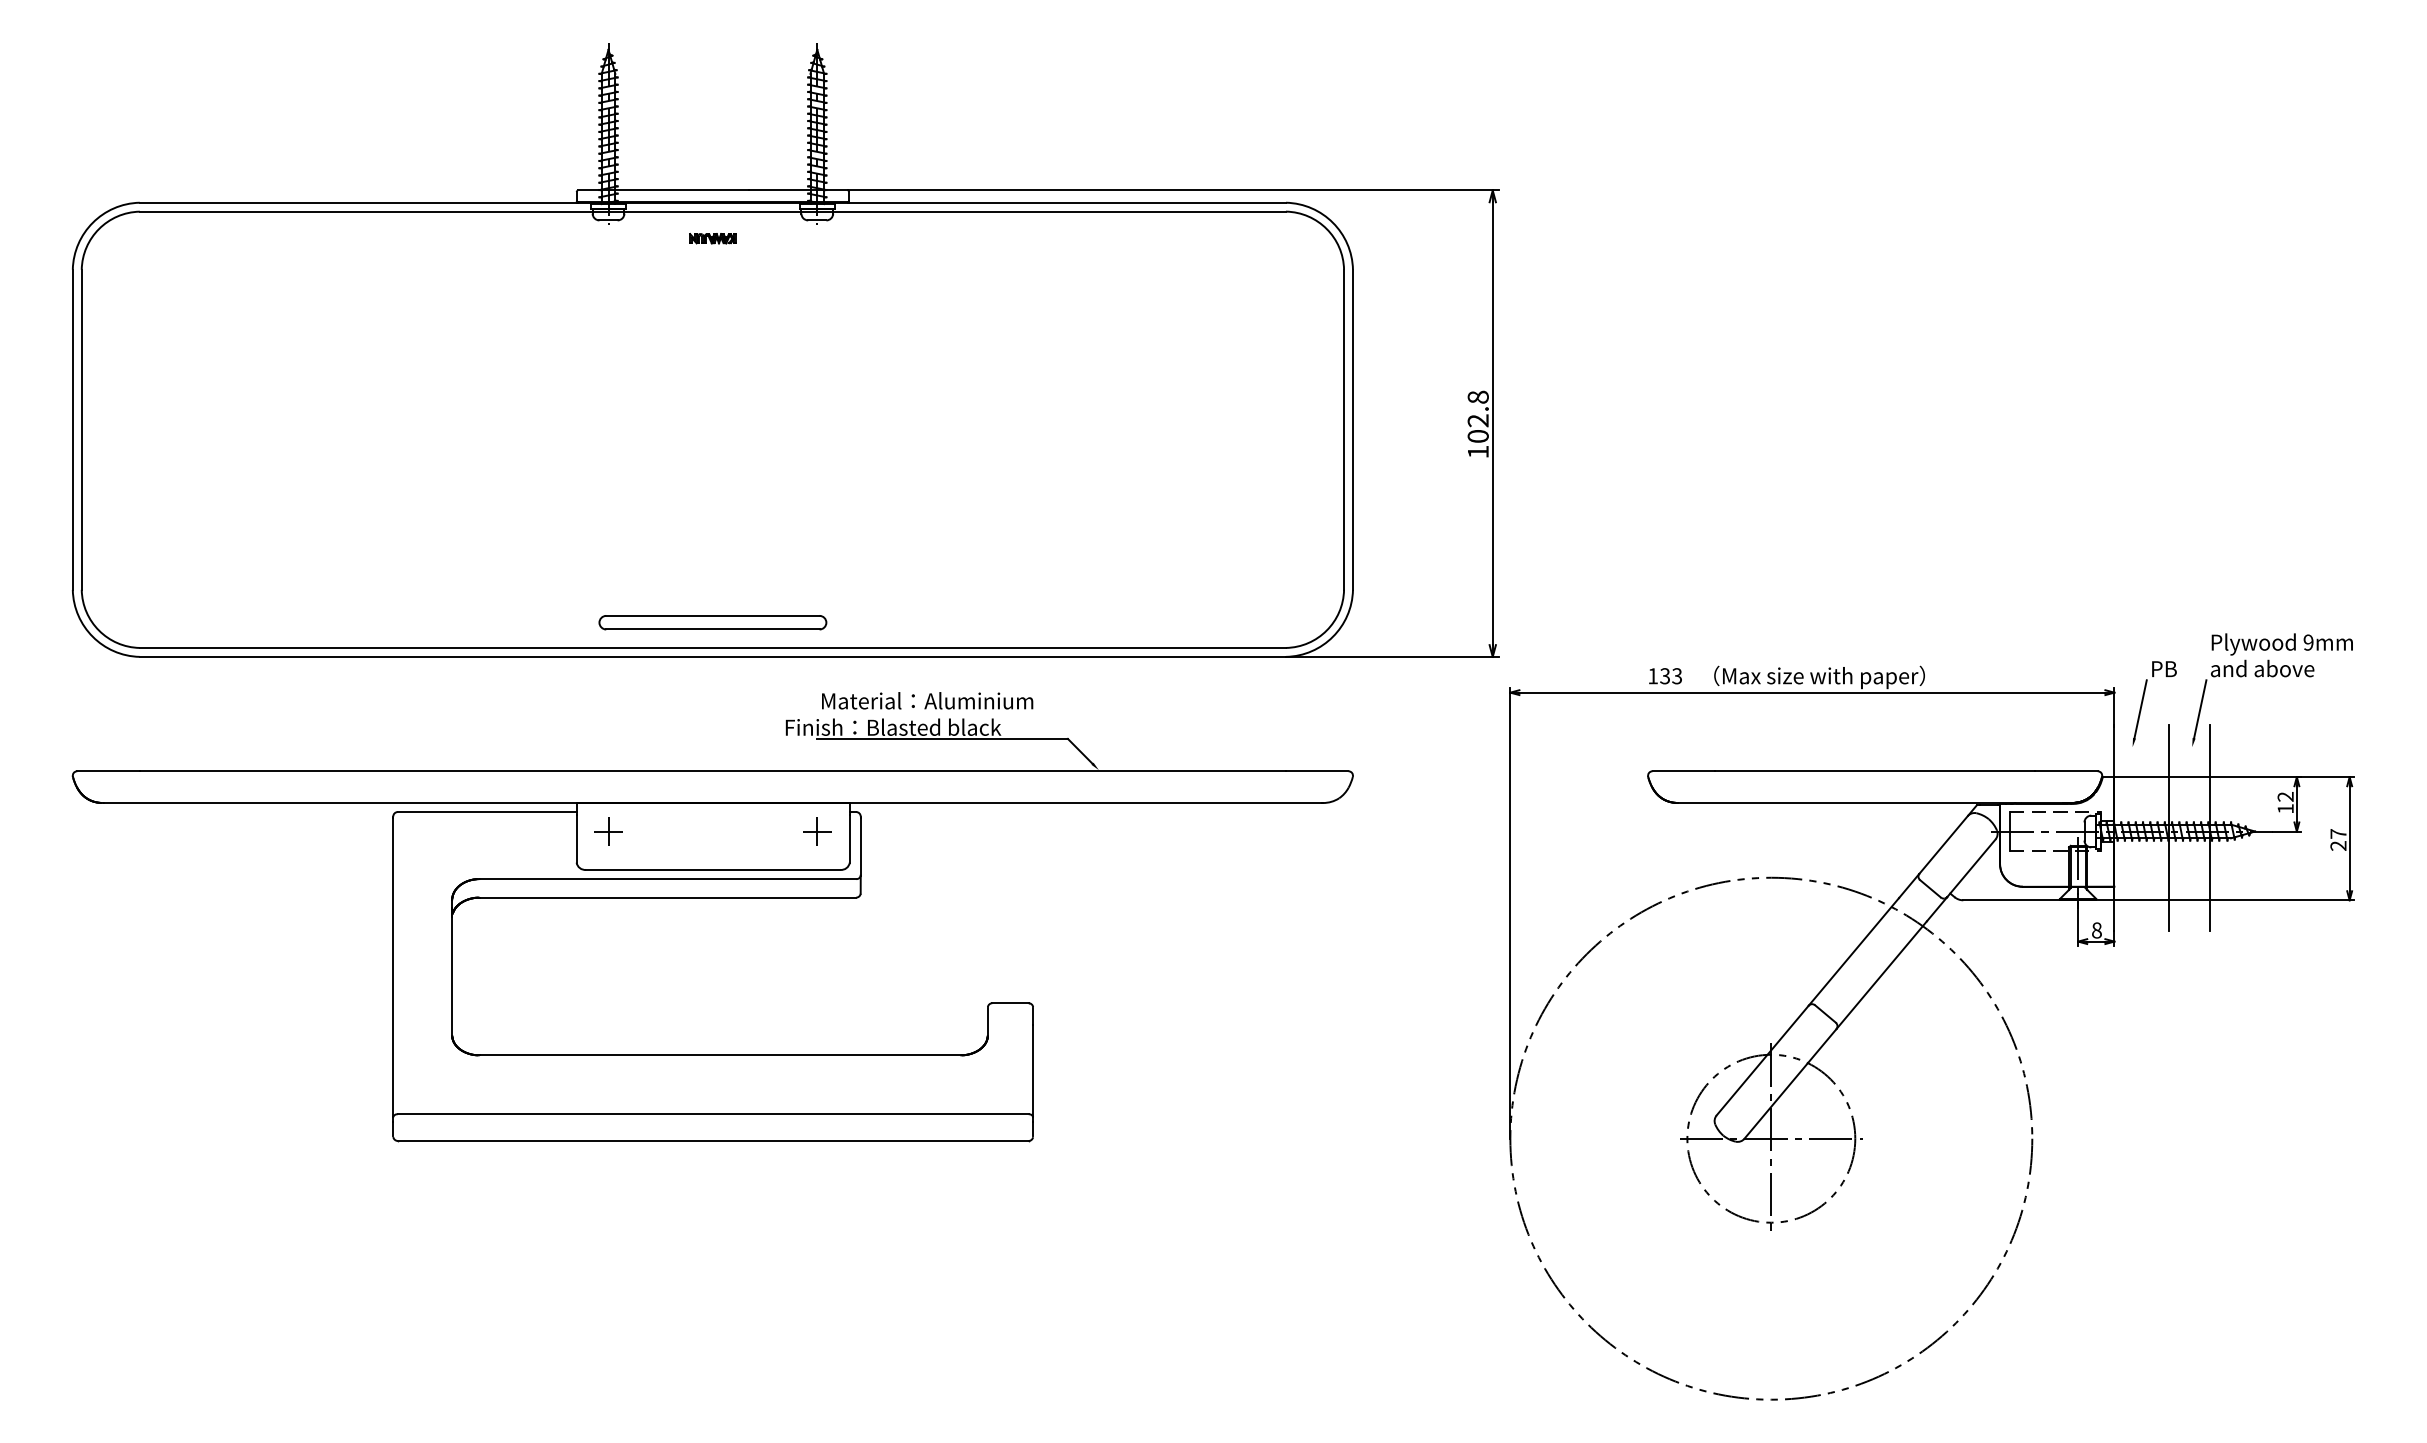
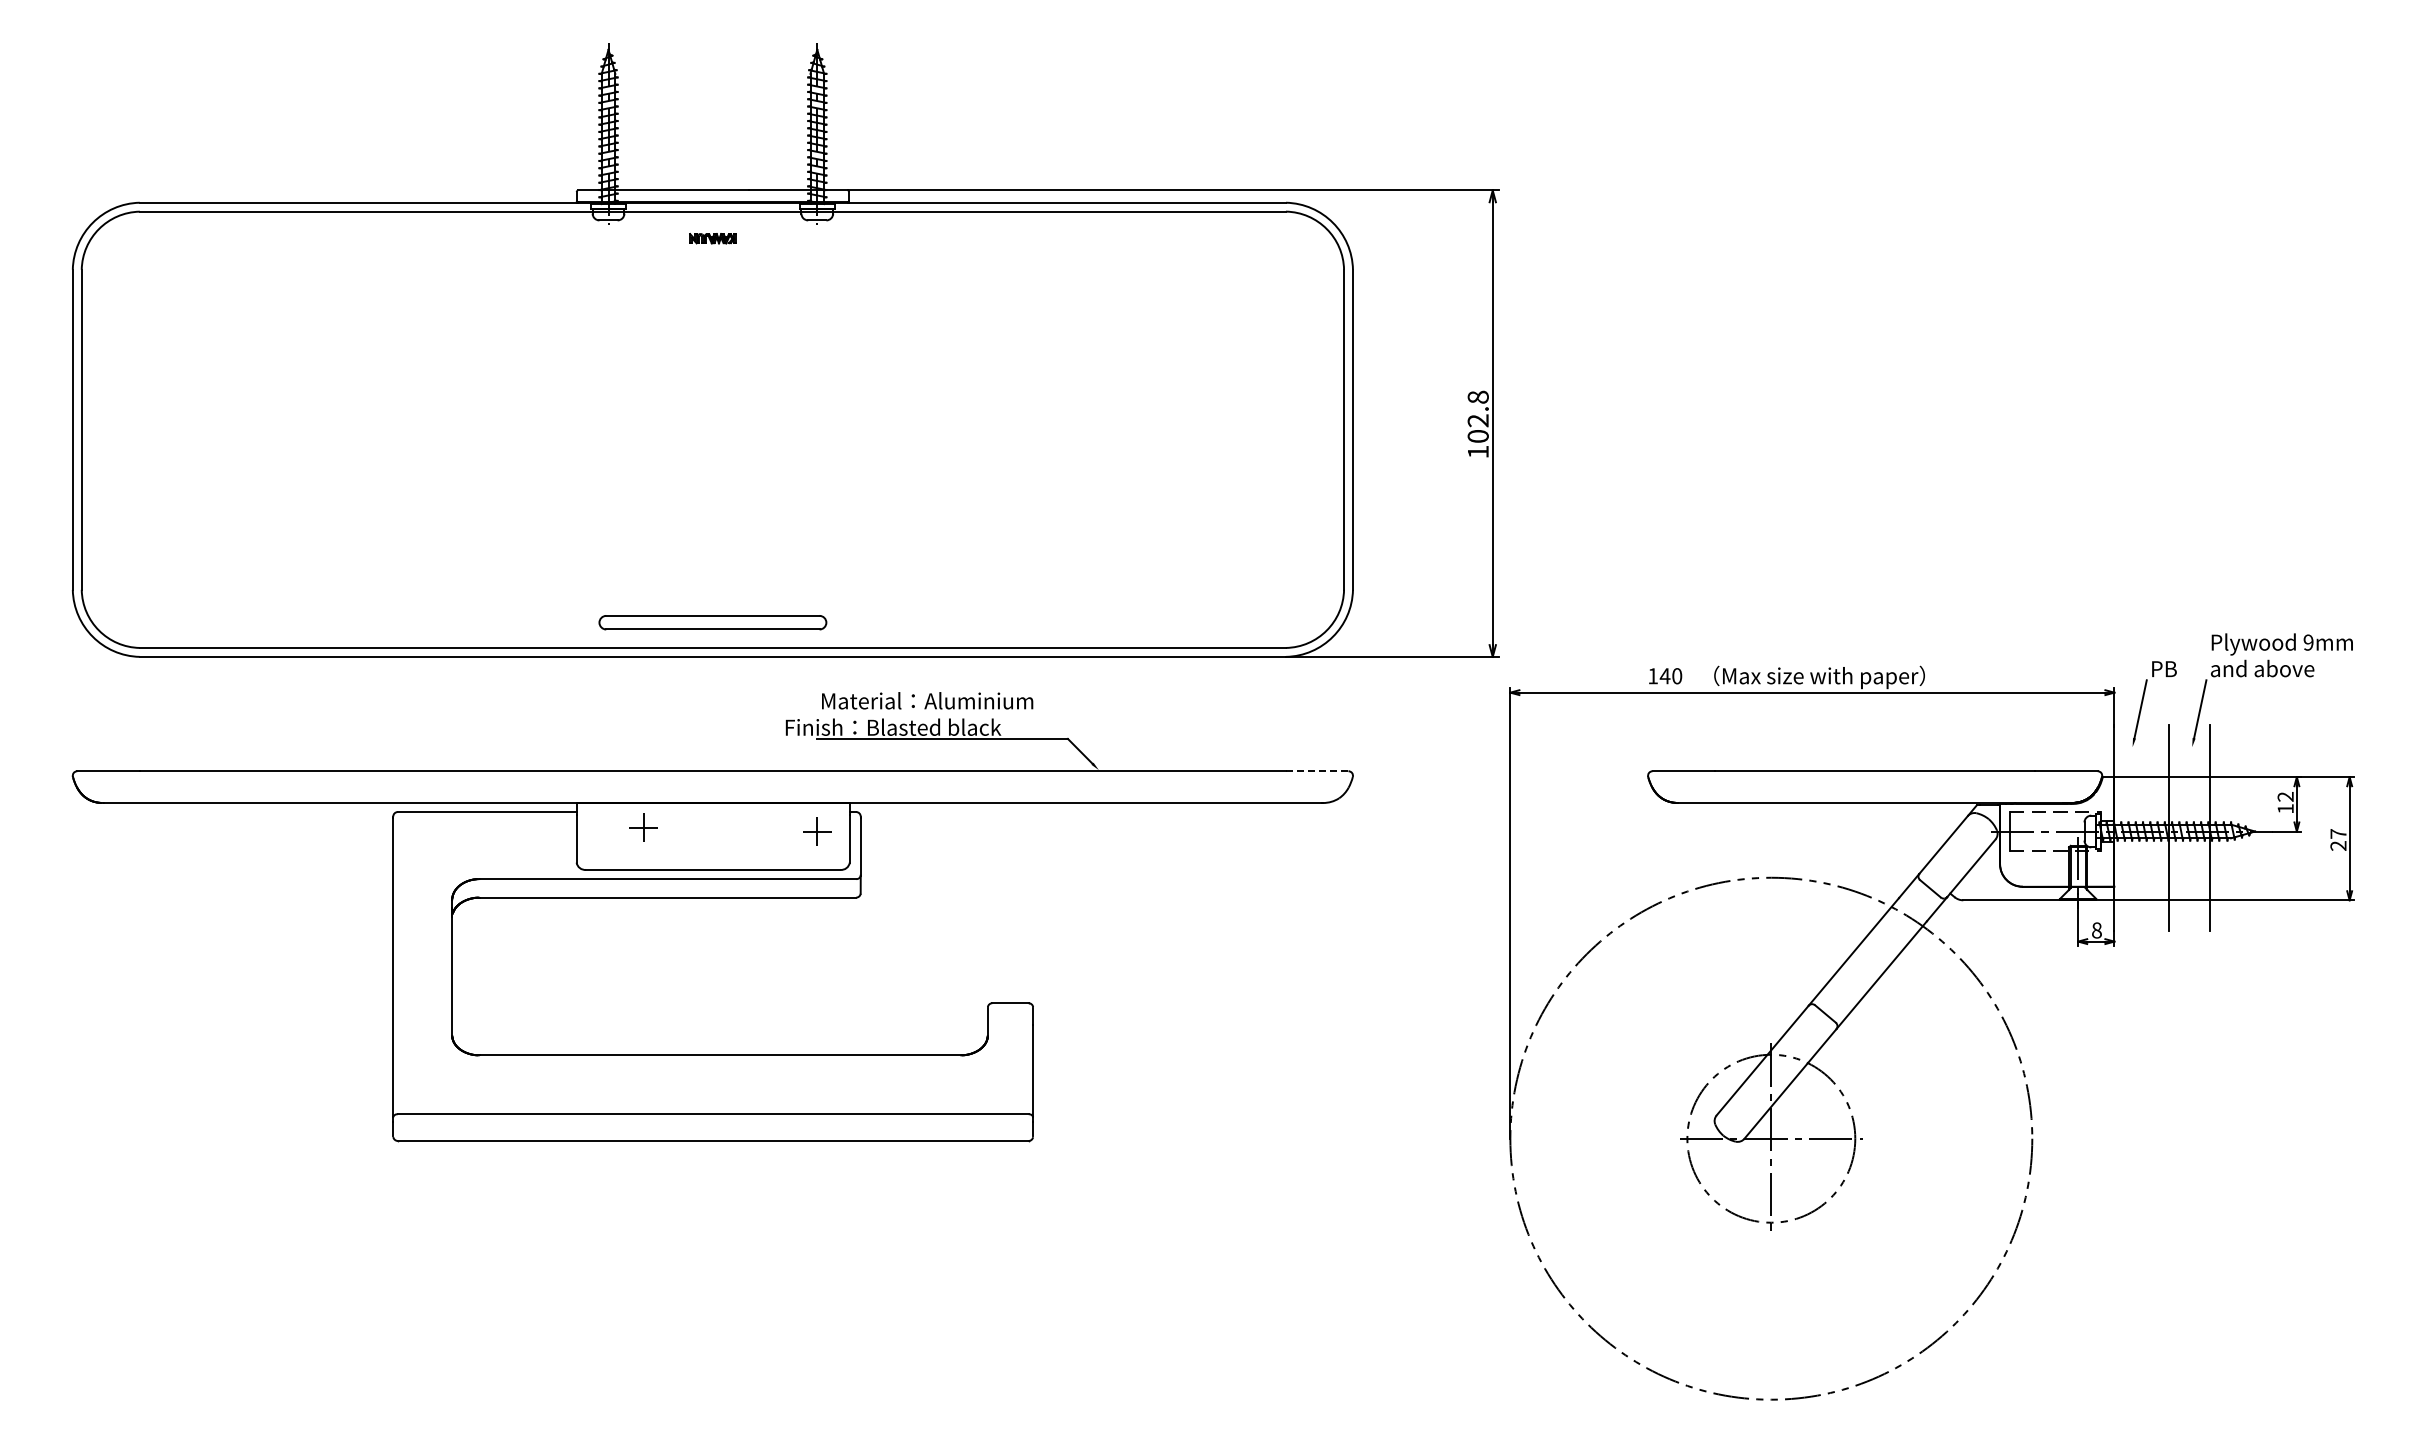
text: 133 -> 140 (1670, 676)
line: solid -> dashed (1317, 771)
part position: (608, 831) -> (643, 827) (643, 827)
